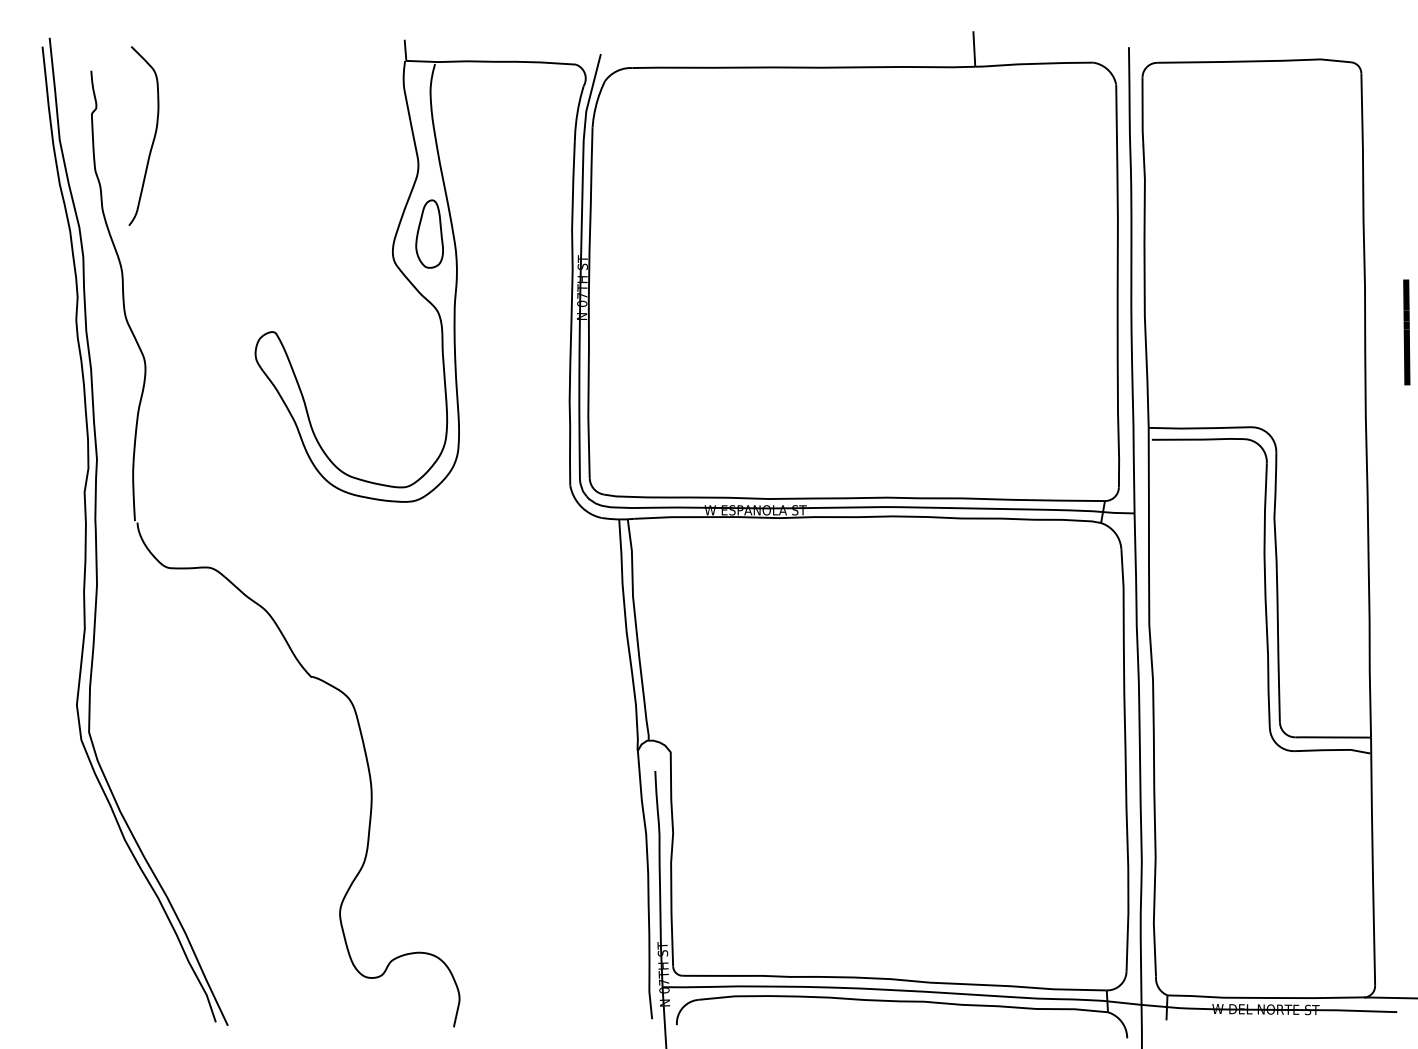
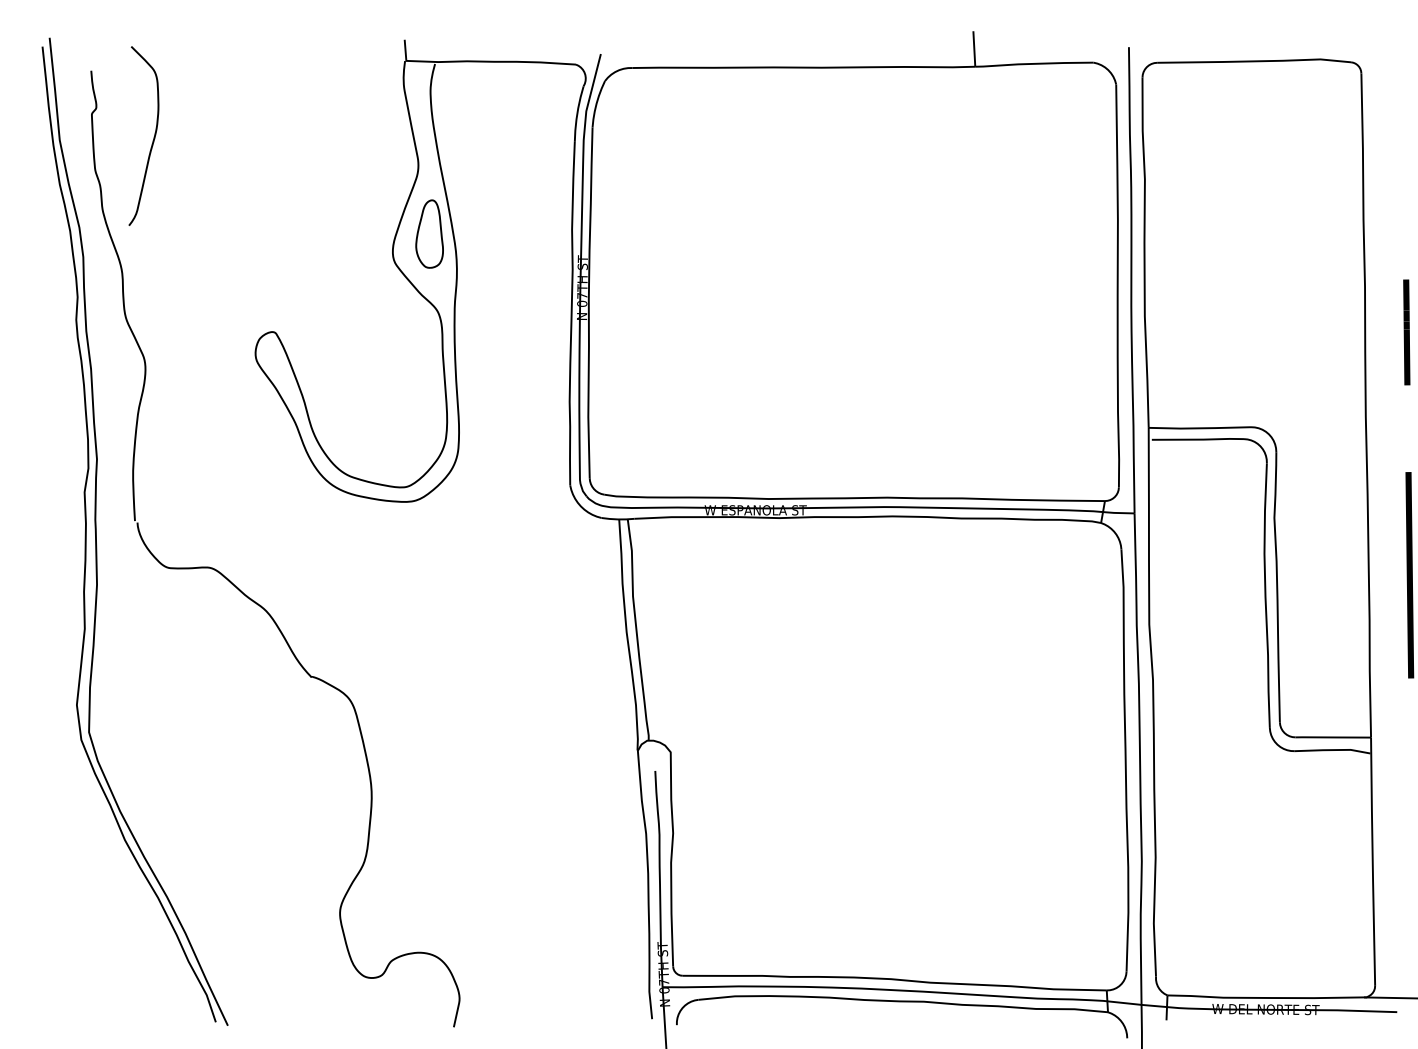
curve: none -> present (1409, 575)
